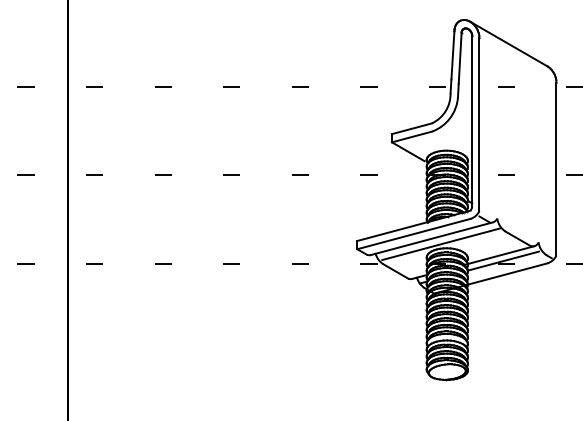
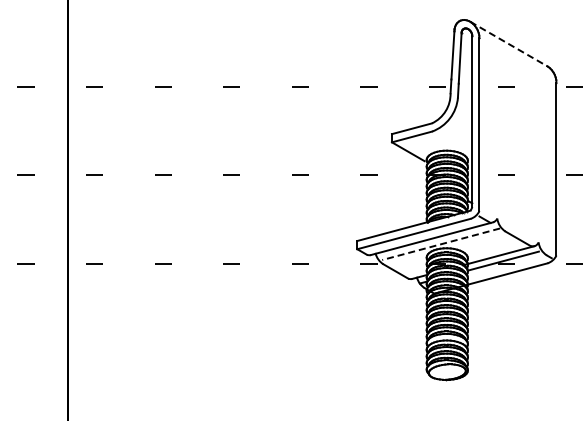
line: solid -> dashed (509, 44)
line: solid -> dashed (441, 244)
